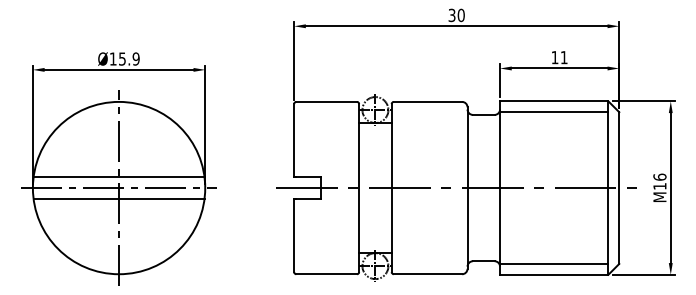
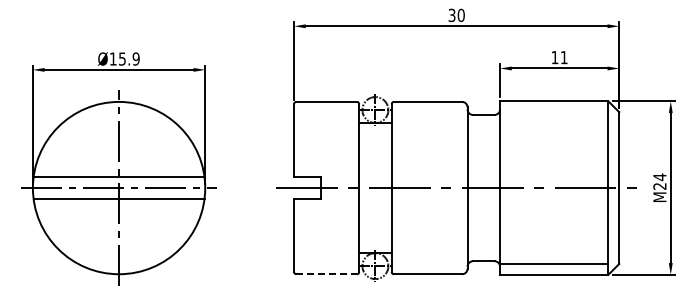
line: present -> none (554, 112)
text: M16 -> M24 (659, 181)
line: solid -> dashed (327, 274)
